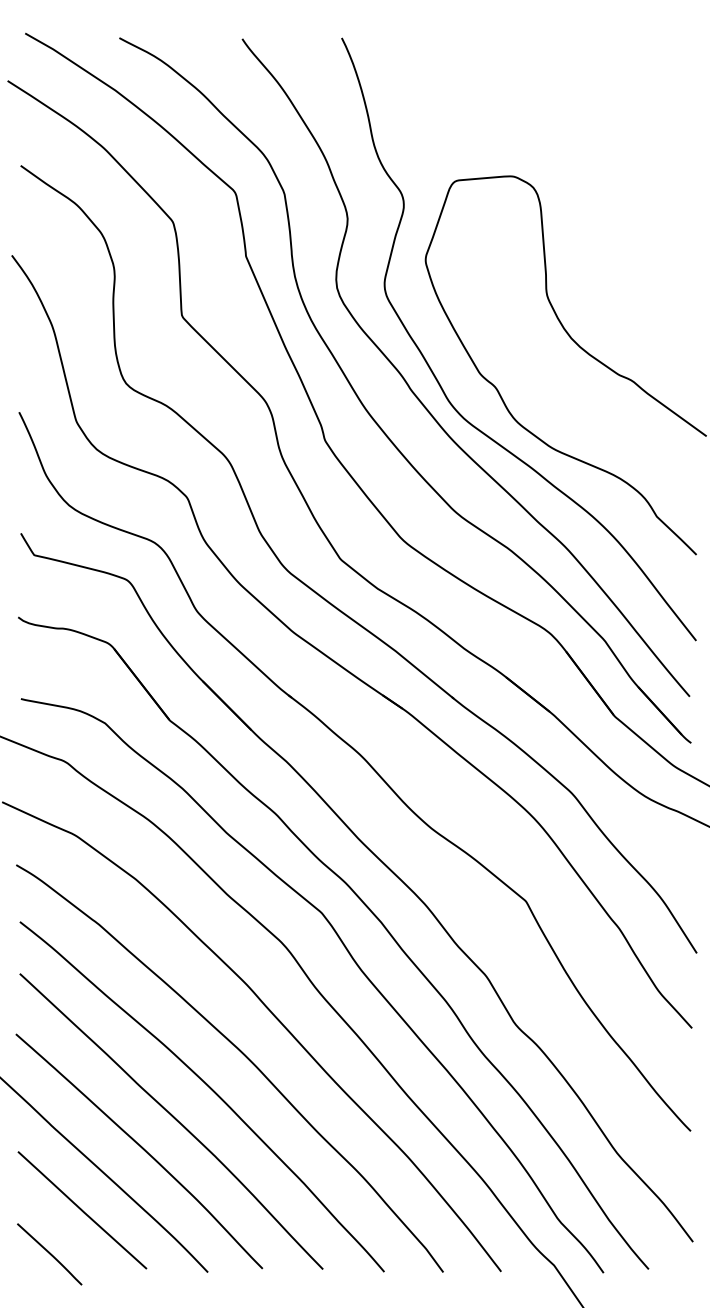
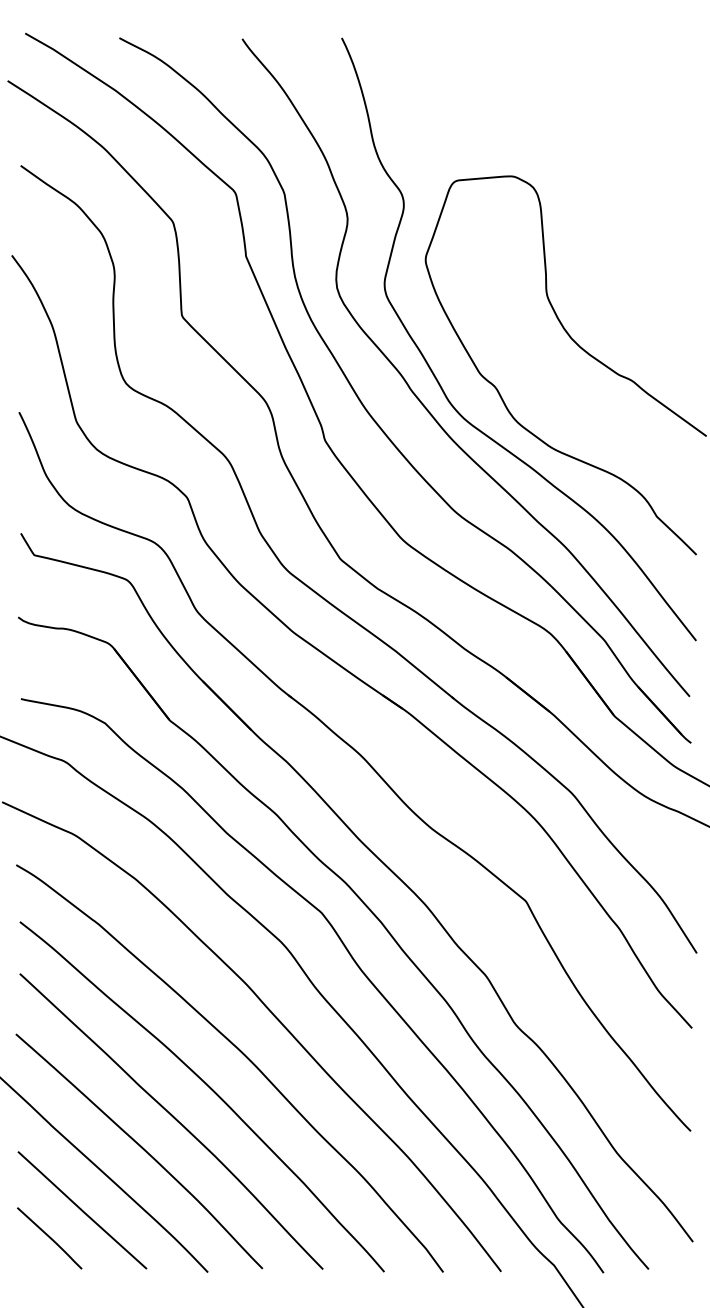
curve position: (49, 1254) -> (49, 1238) (49, 1238)
